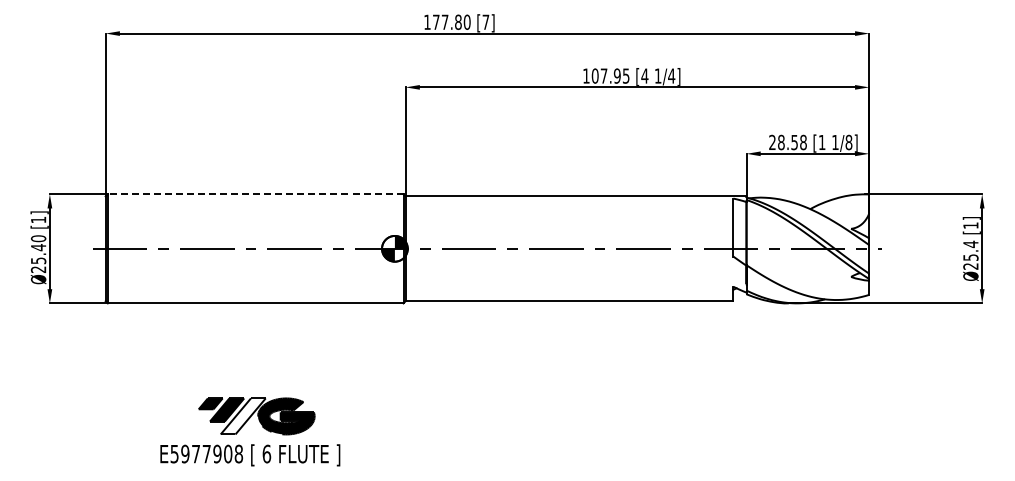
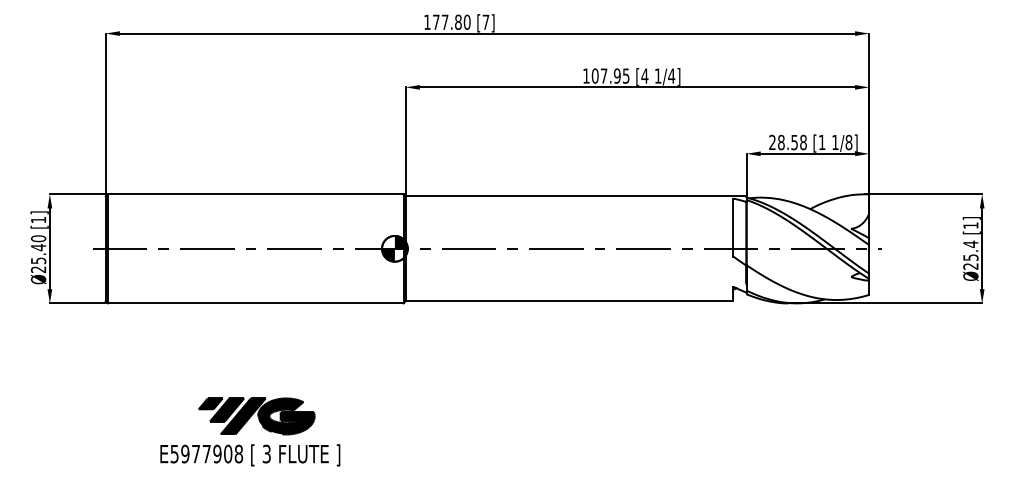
line: dashed -> solid (255, 194)
fill: none -> present (242, 416)
text: 6 -> 3 (266, 453)
